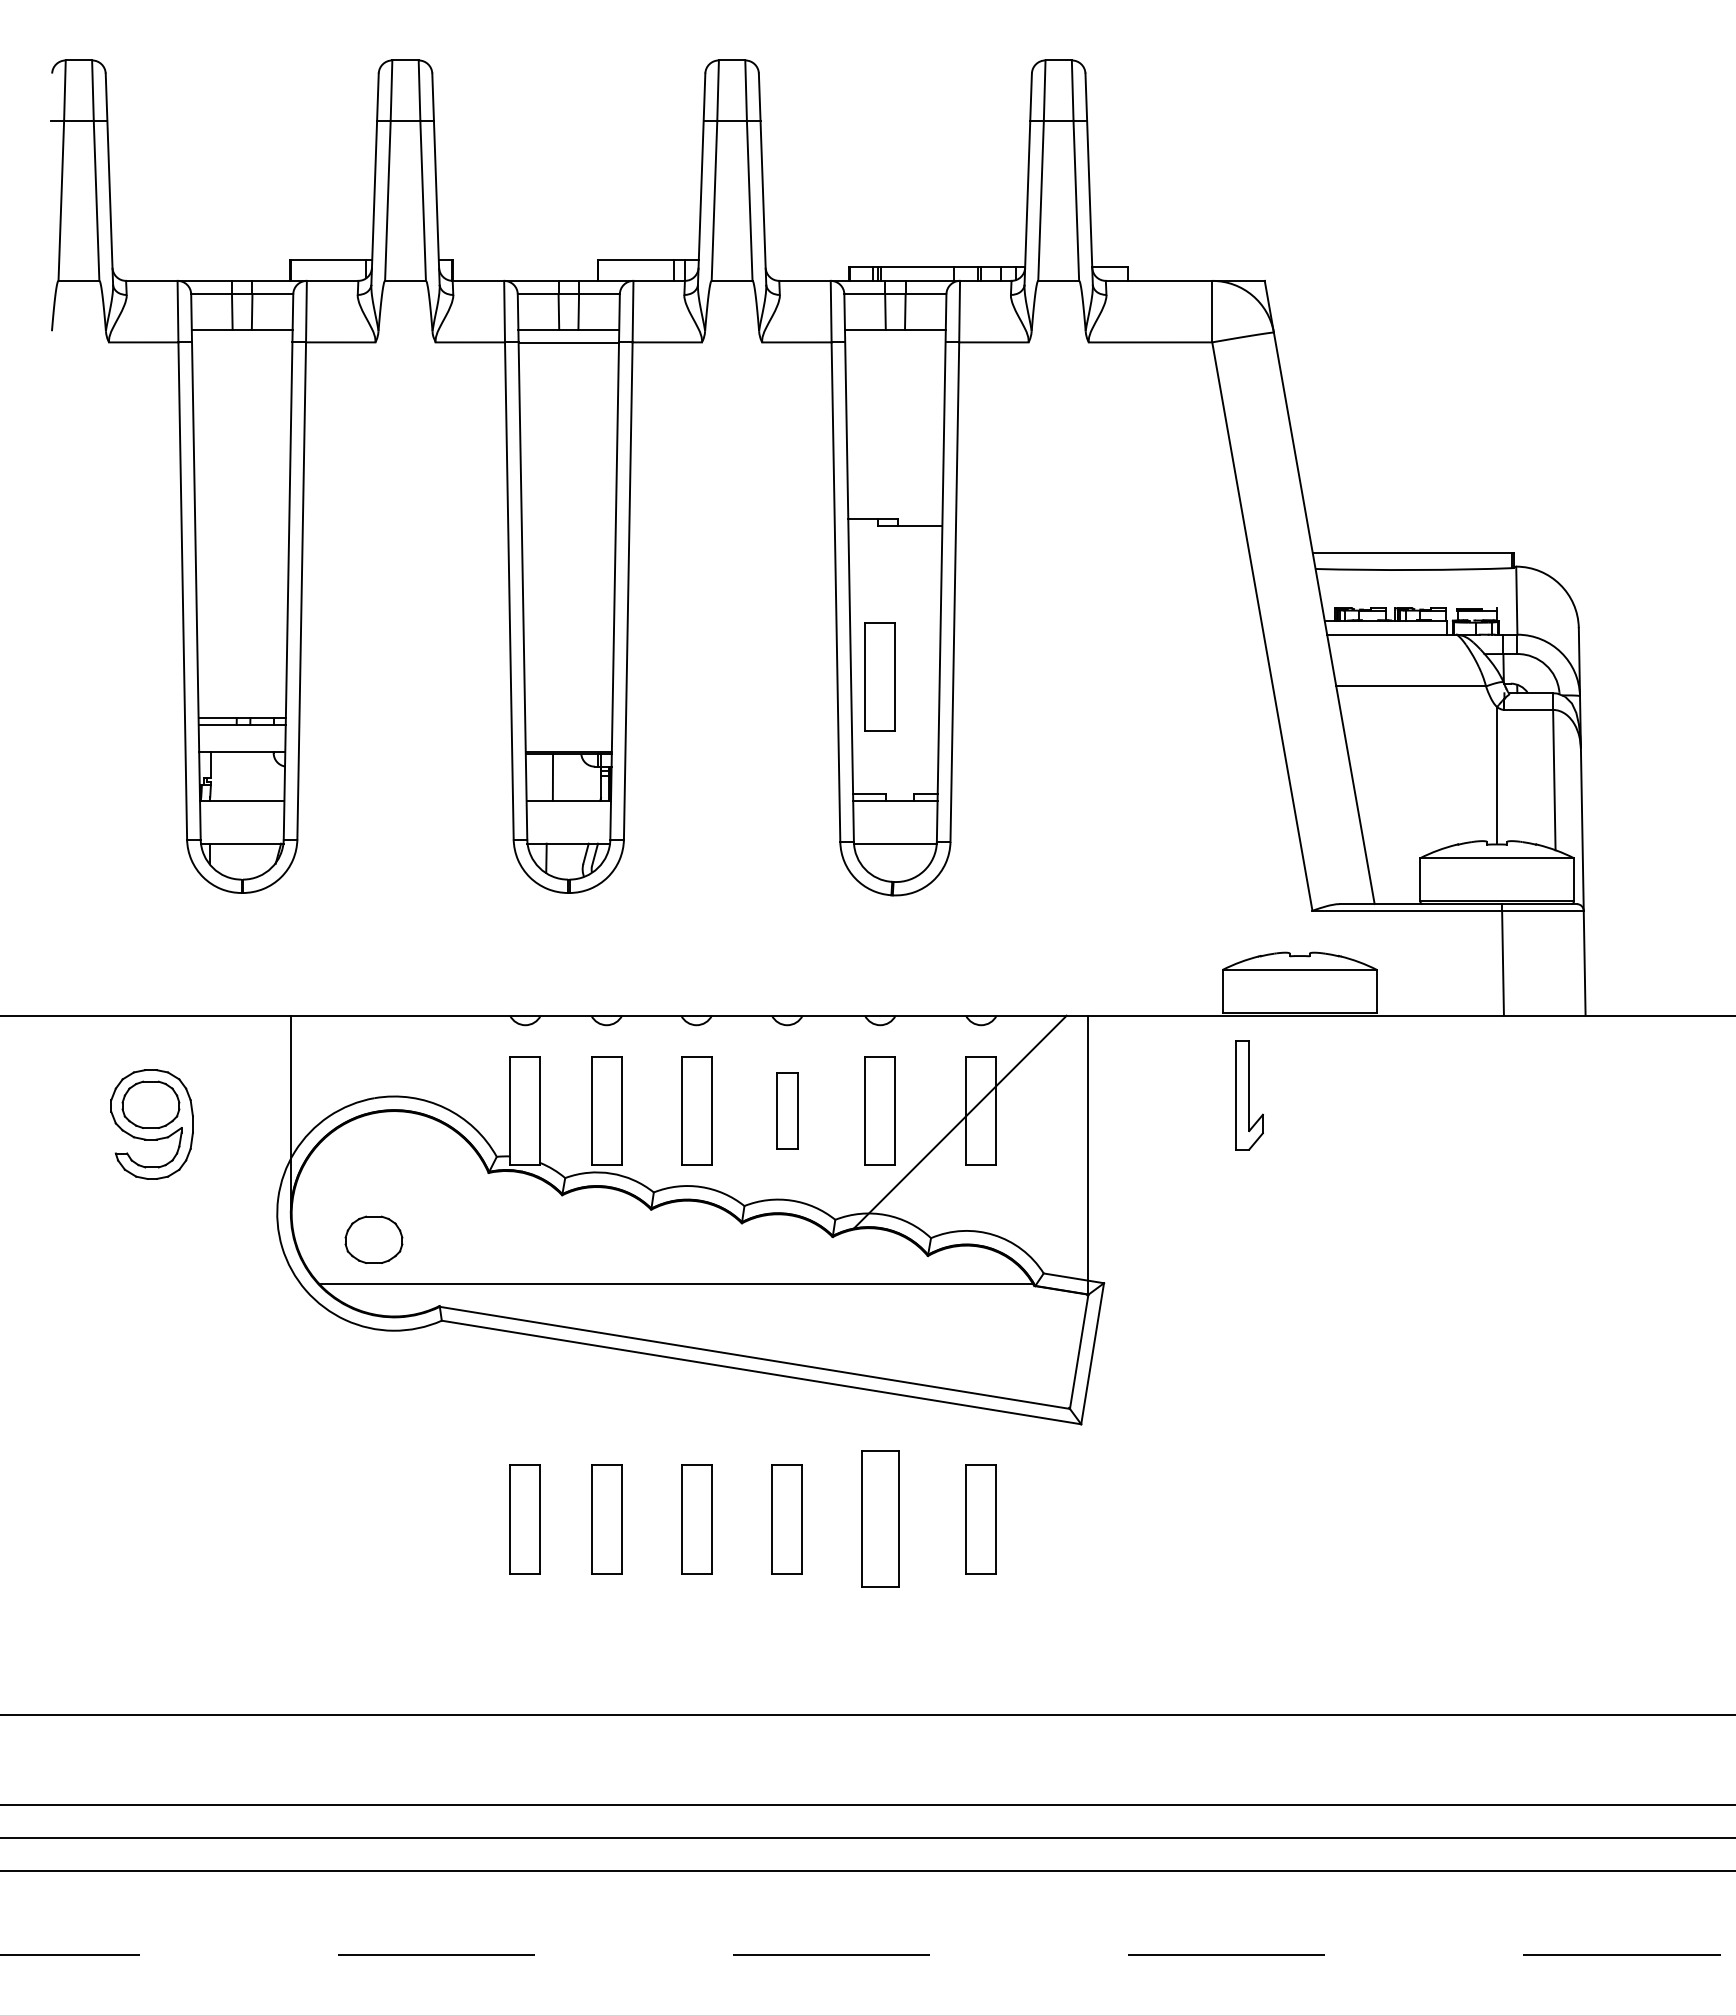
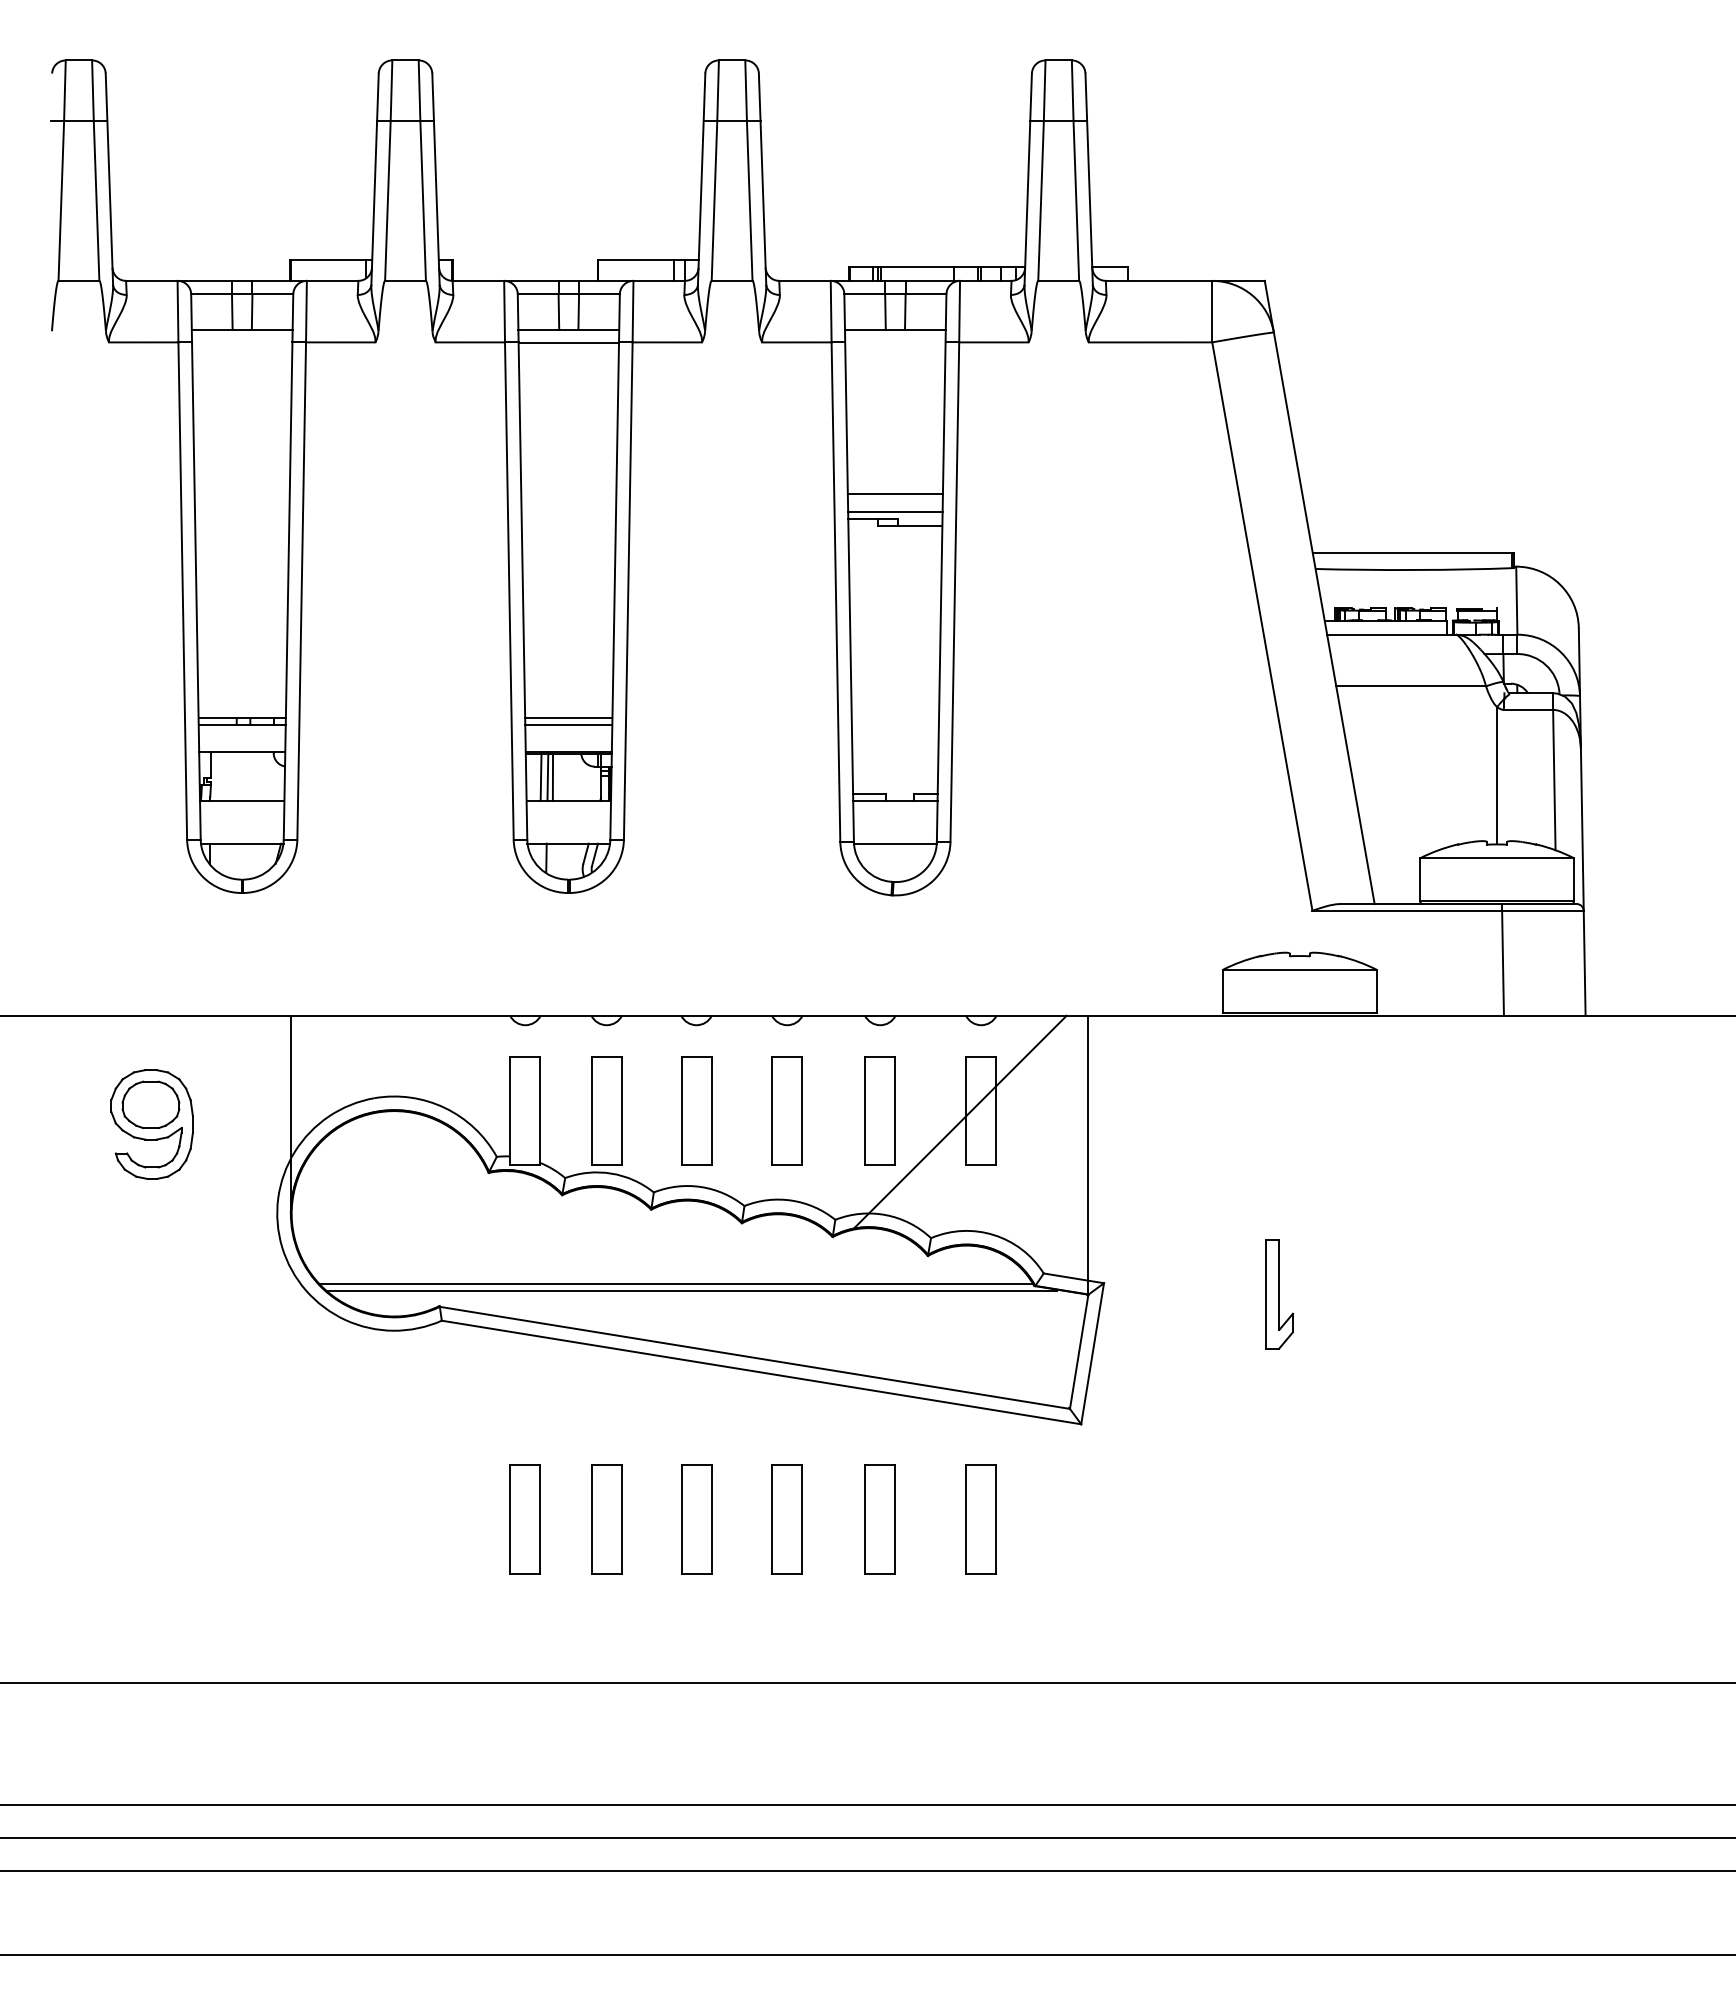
line: none -> present (894, 493)
line: none -> present (895, 512)
part: present -> none (879, 676)
line: none -> present (568, 718)
line: none -> present (568, 725)
line: none -> present (540, 777)
line: none -> present (547, 777)
part position: (1249, 1095) -> (1279, 1294) (1279, 1294)
part size: 23x78 px -> 32x110 px (786, 1110)
part: present -> none (373, 1239)
line: none -> present (692, 1290)
part size: 39x138 px -> 32x111 px (879, 1519)
line position: (867, 1715) -> (867, 1683) (867, 1683)
line: dashed -> solid (868, 1954)
